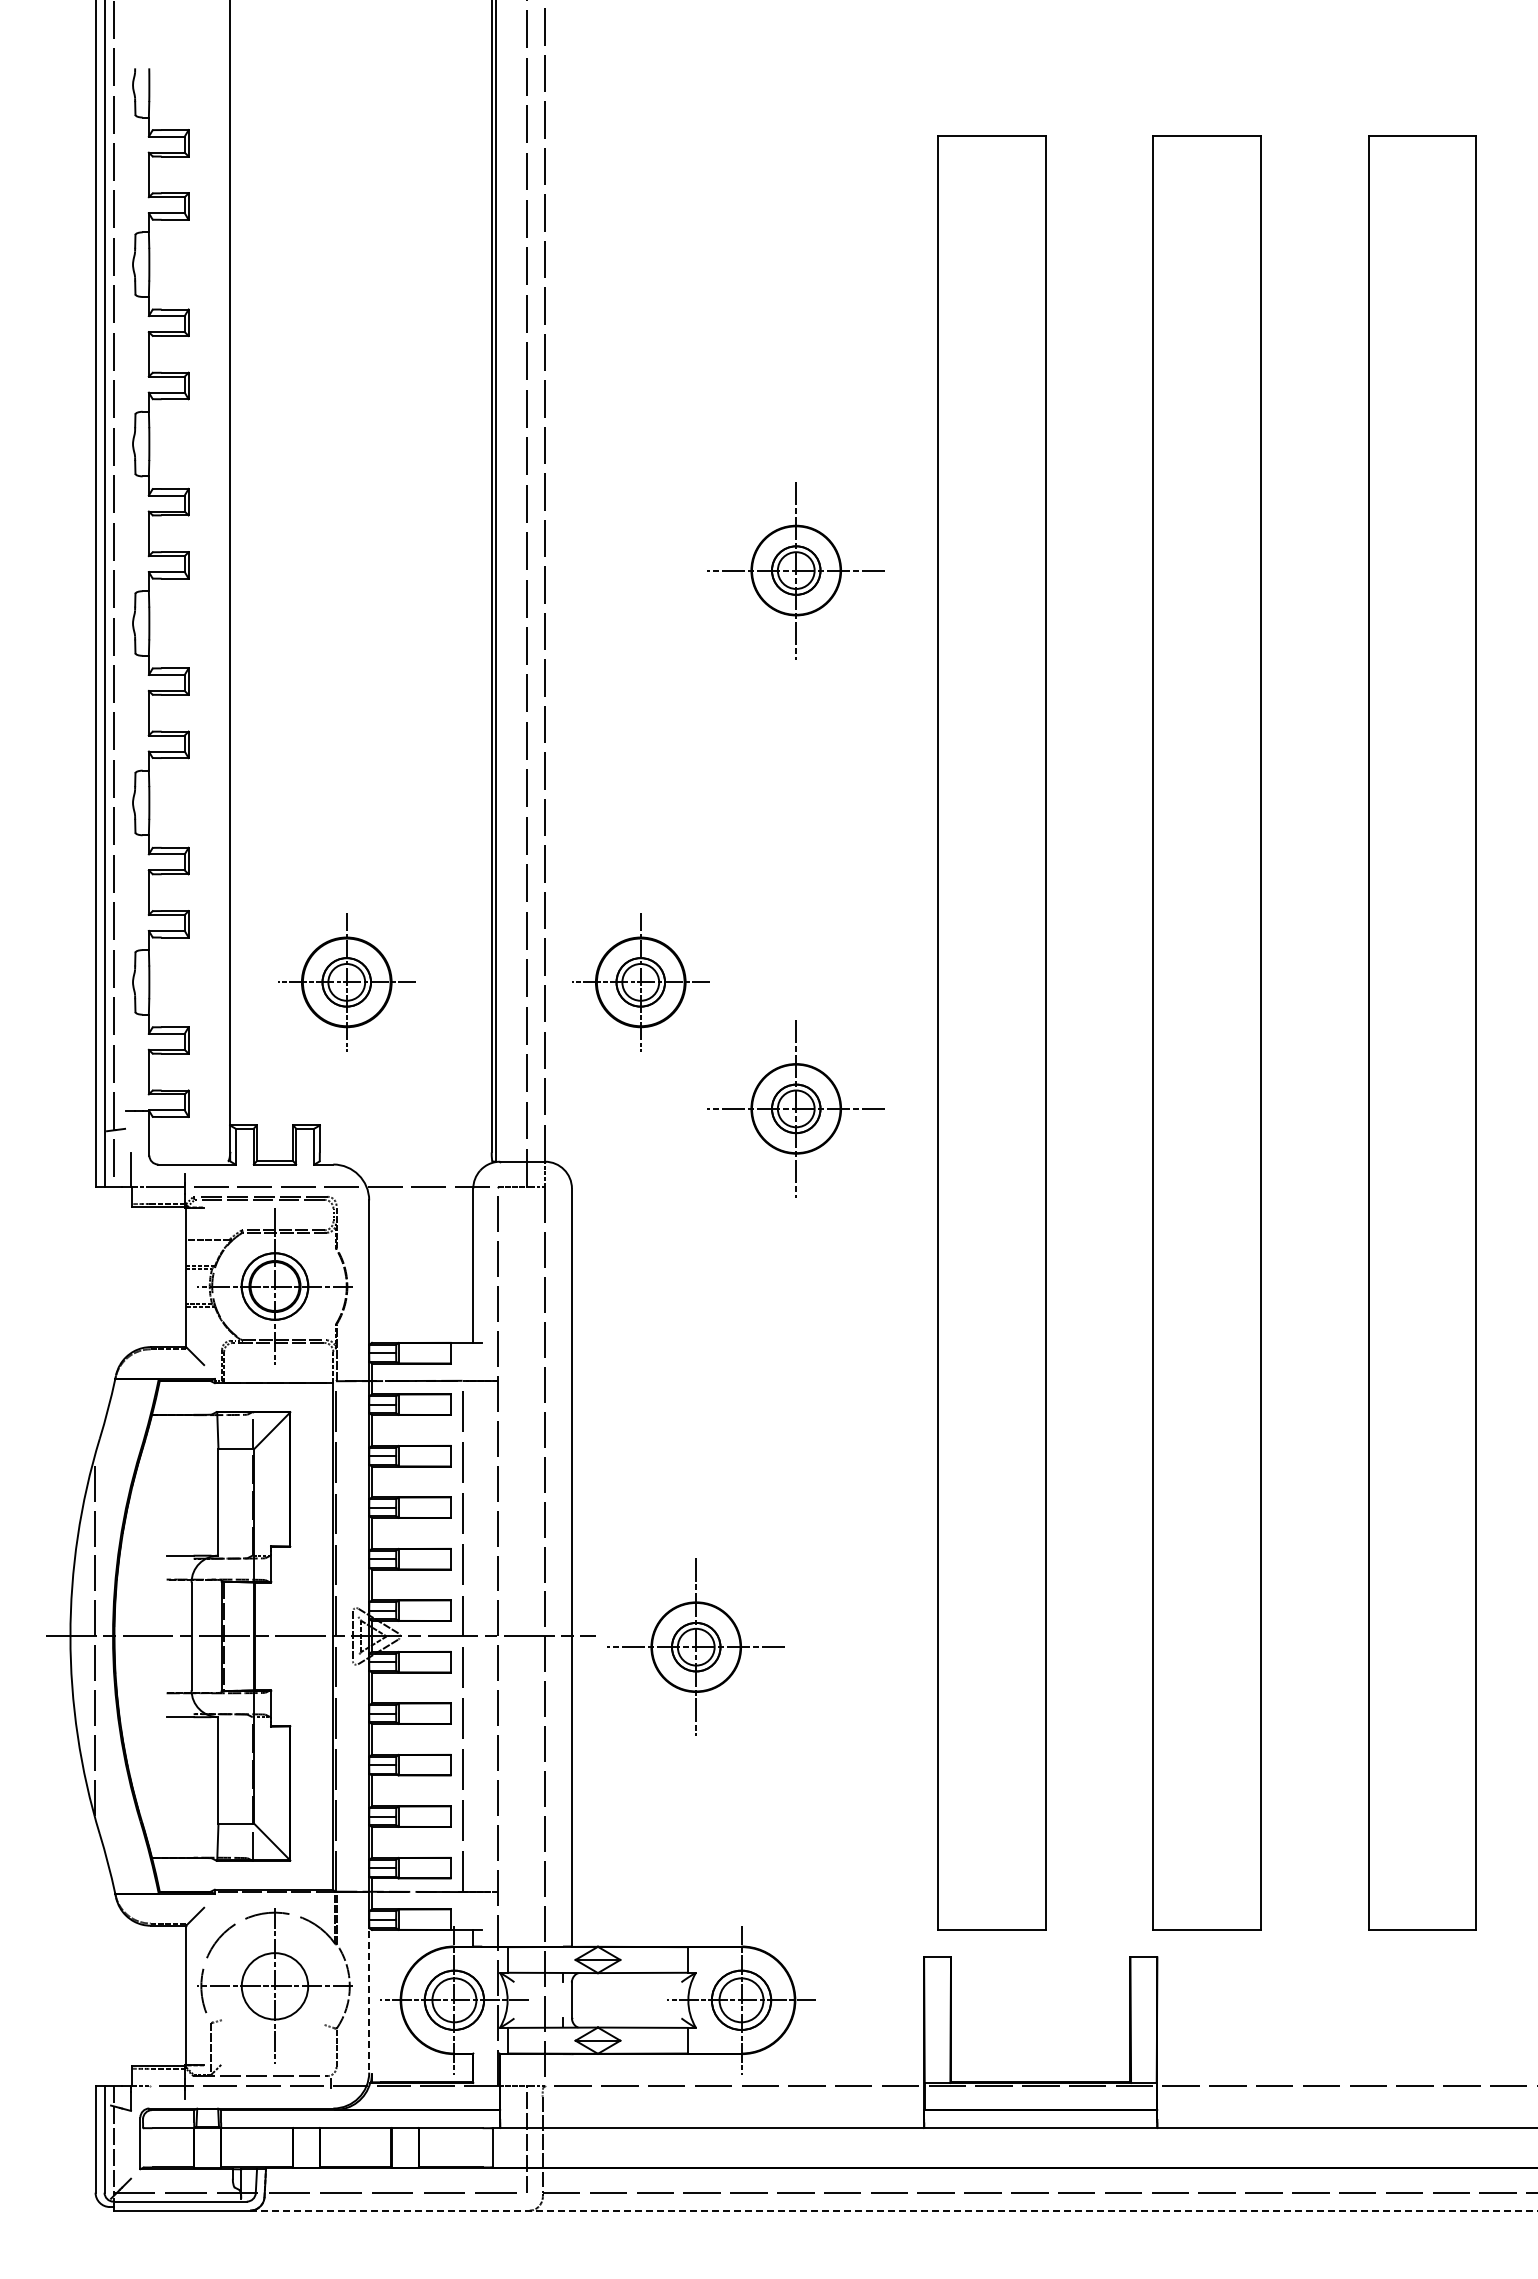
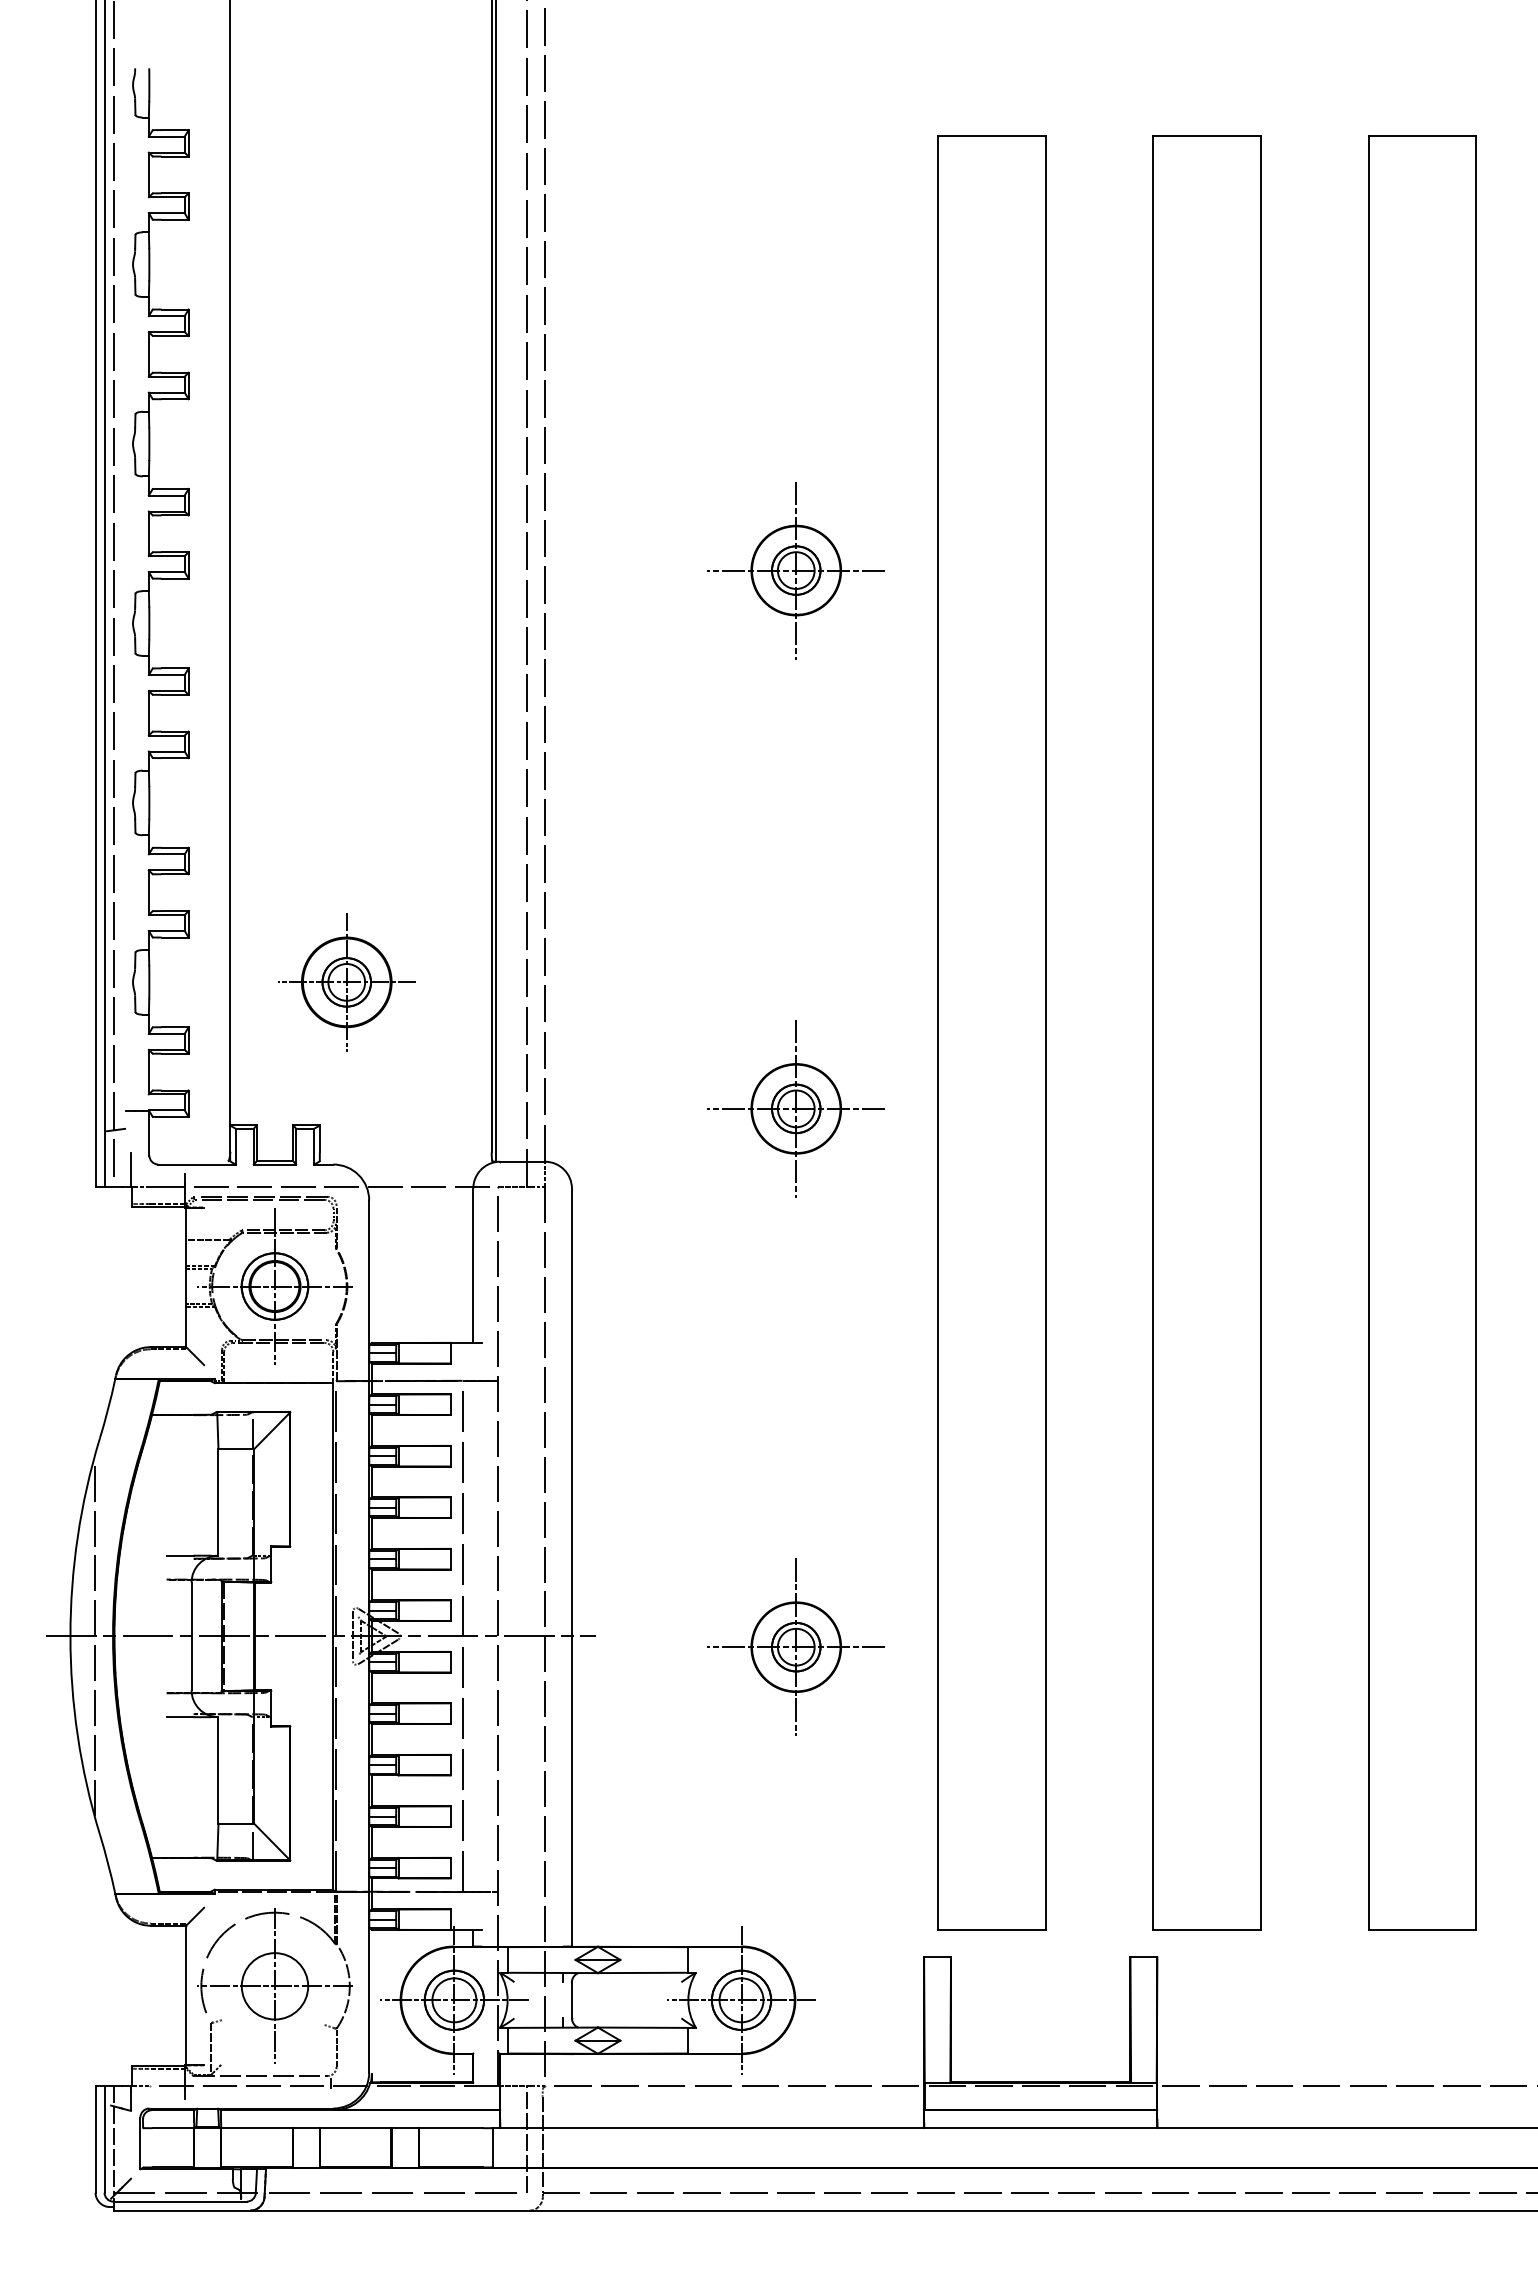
part: present -> none (640, 982)
part position: (695, 1646) -> (795, 1646) (795, 1646)
line: dashed -> solid (369, 1996)
line: dashed -> solid (894, 2210)
